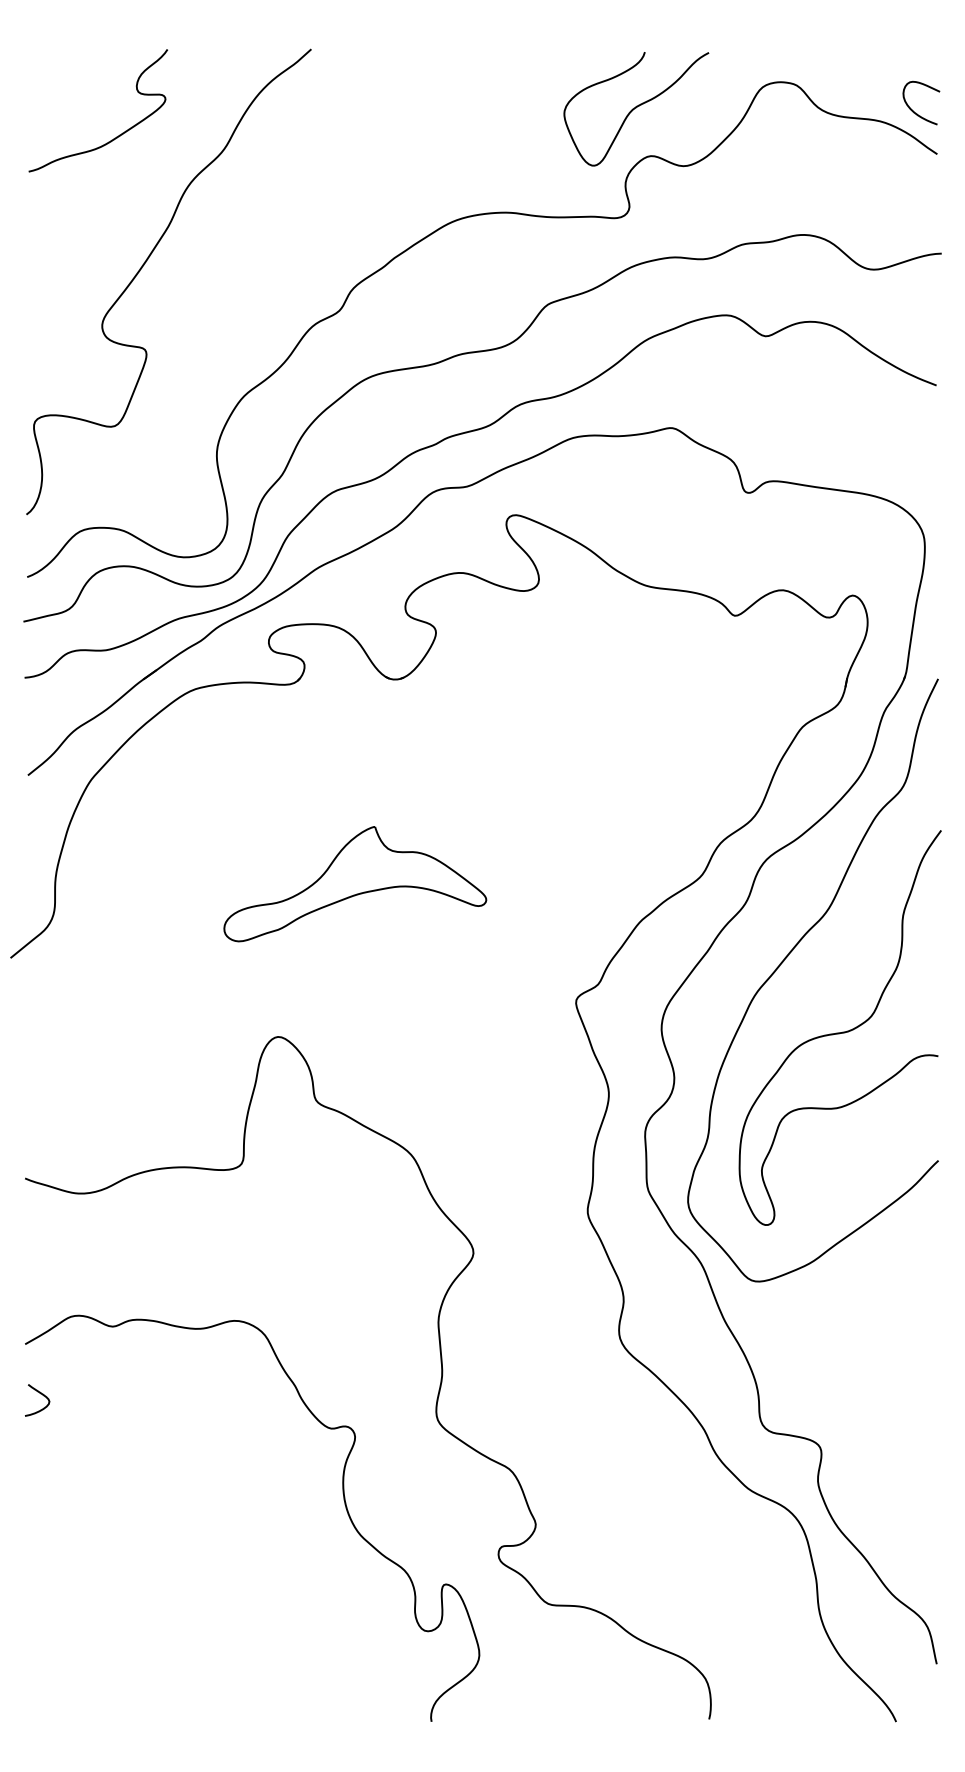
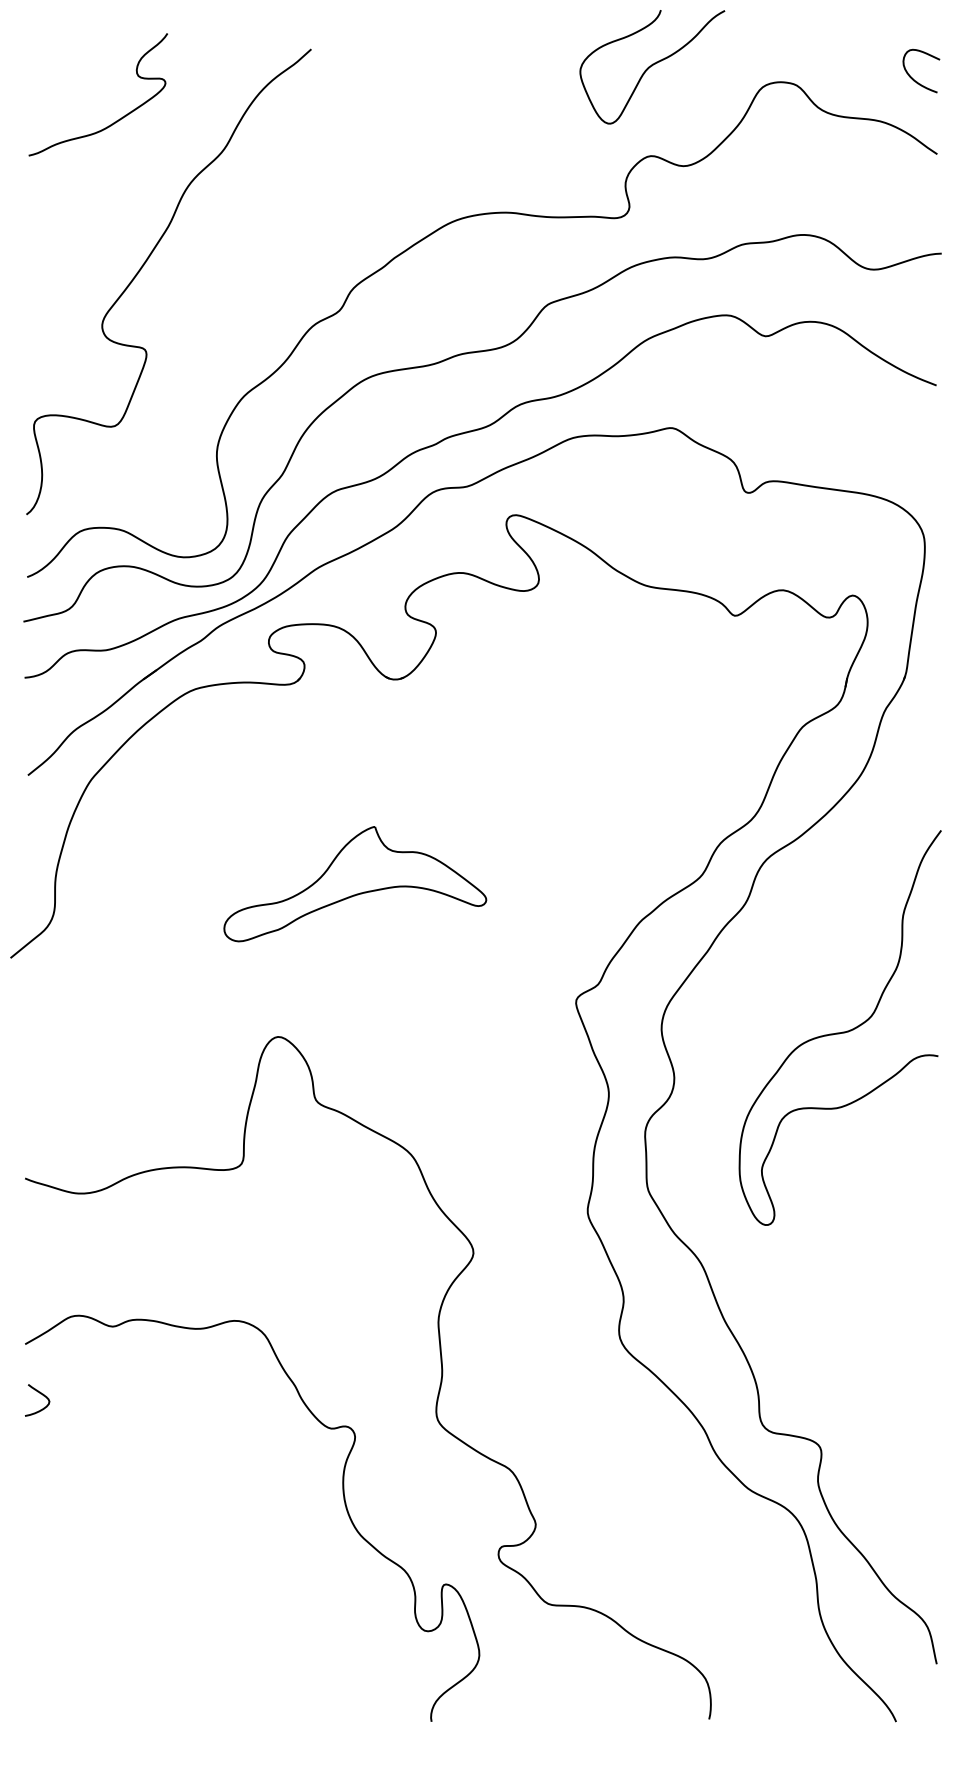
curve position: (636, 108) -> (652, 66) (652, 66)
curve position: (913, 110) -> (913, 78) (913, 78)
curve position: (116, 136) -> (116, 120) (116, 120)
curve: present -> none (784, 961)
